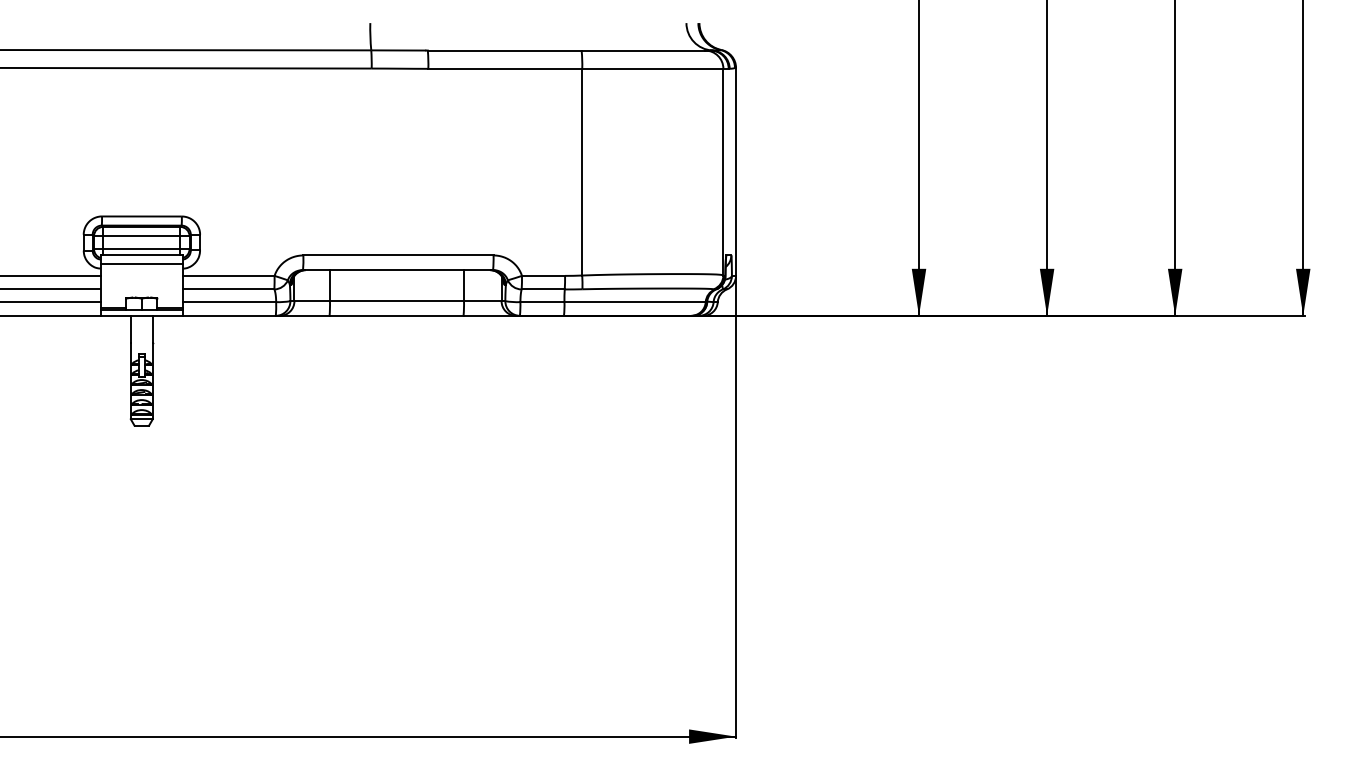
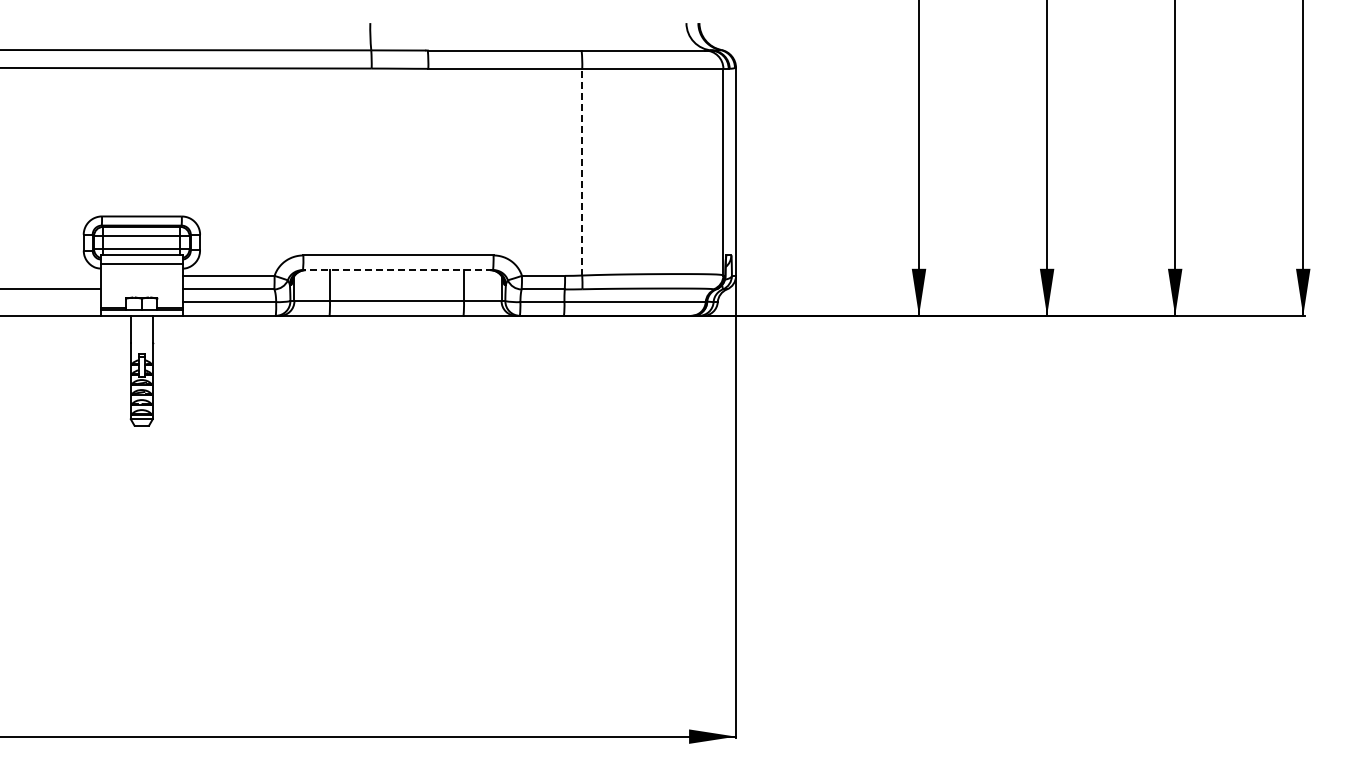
line: solid -> dashed (582, 171)
line: solid -> dashed (397, 270)
line: present -> none (51, 275)
line: present -> none (51, 302)
